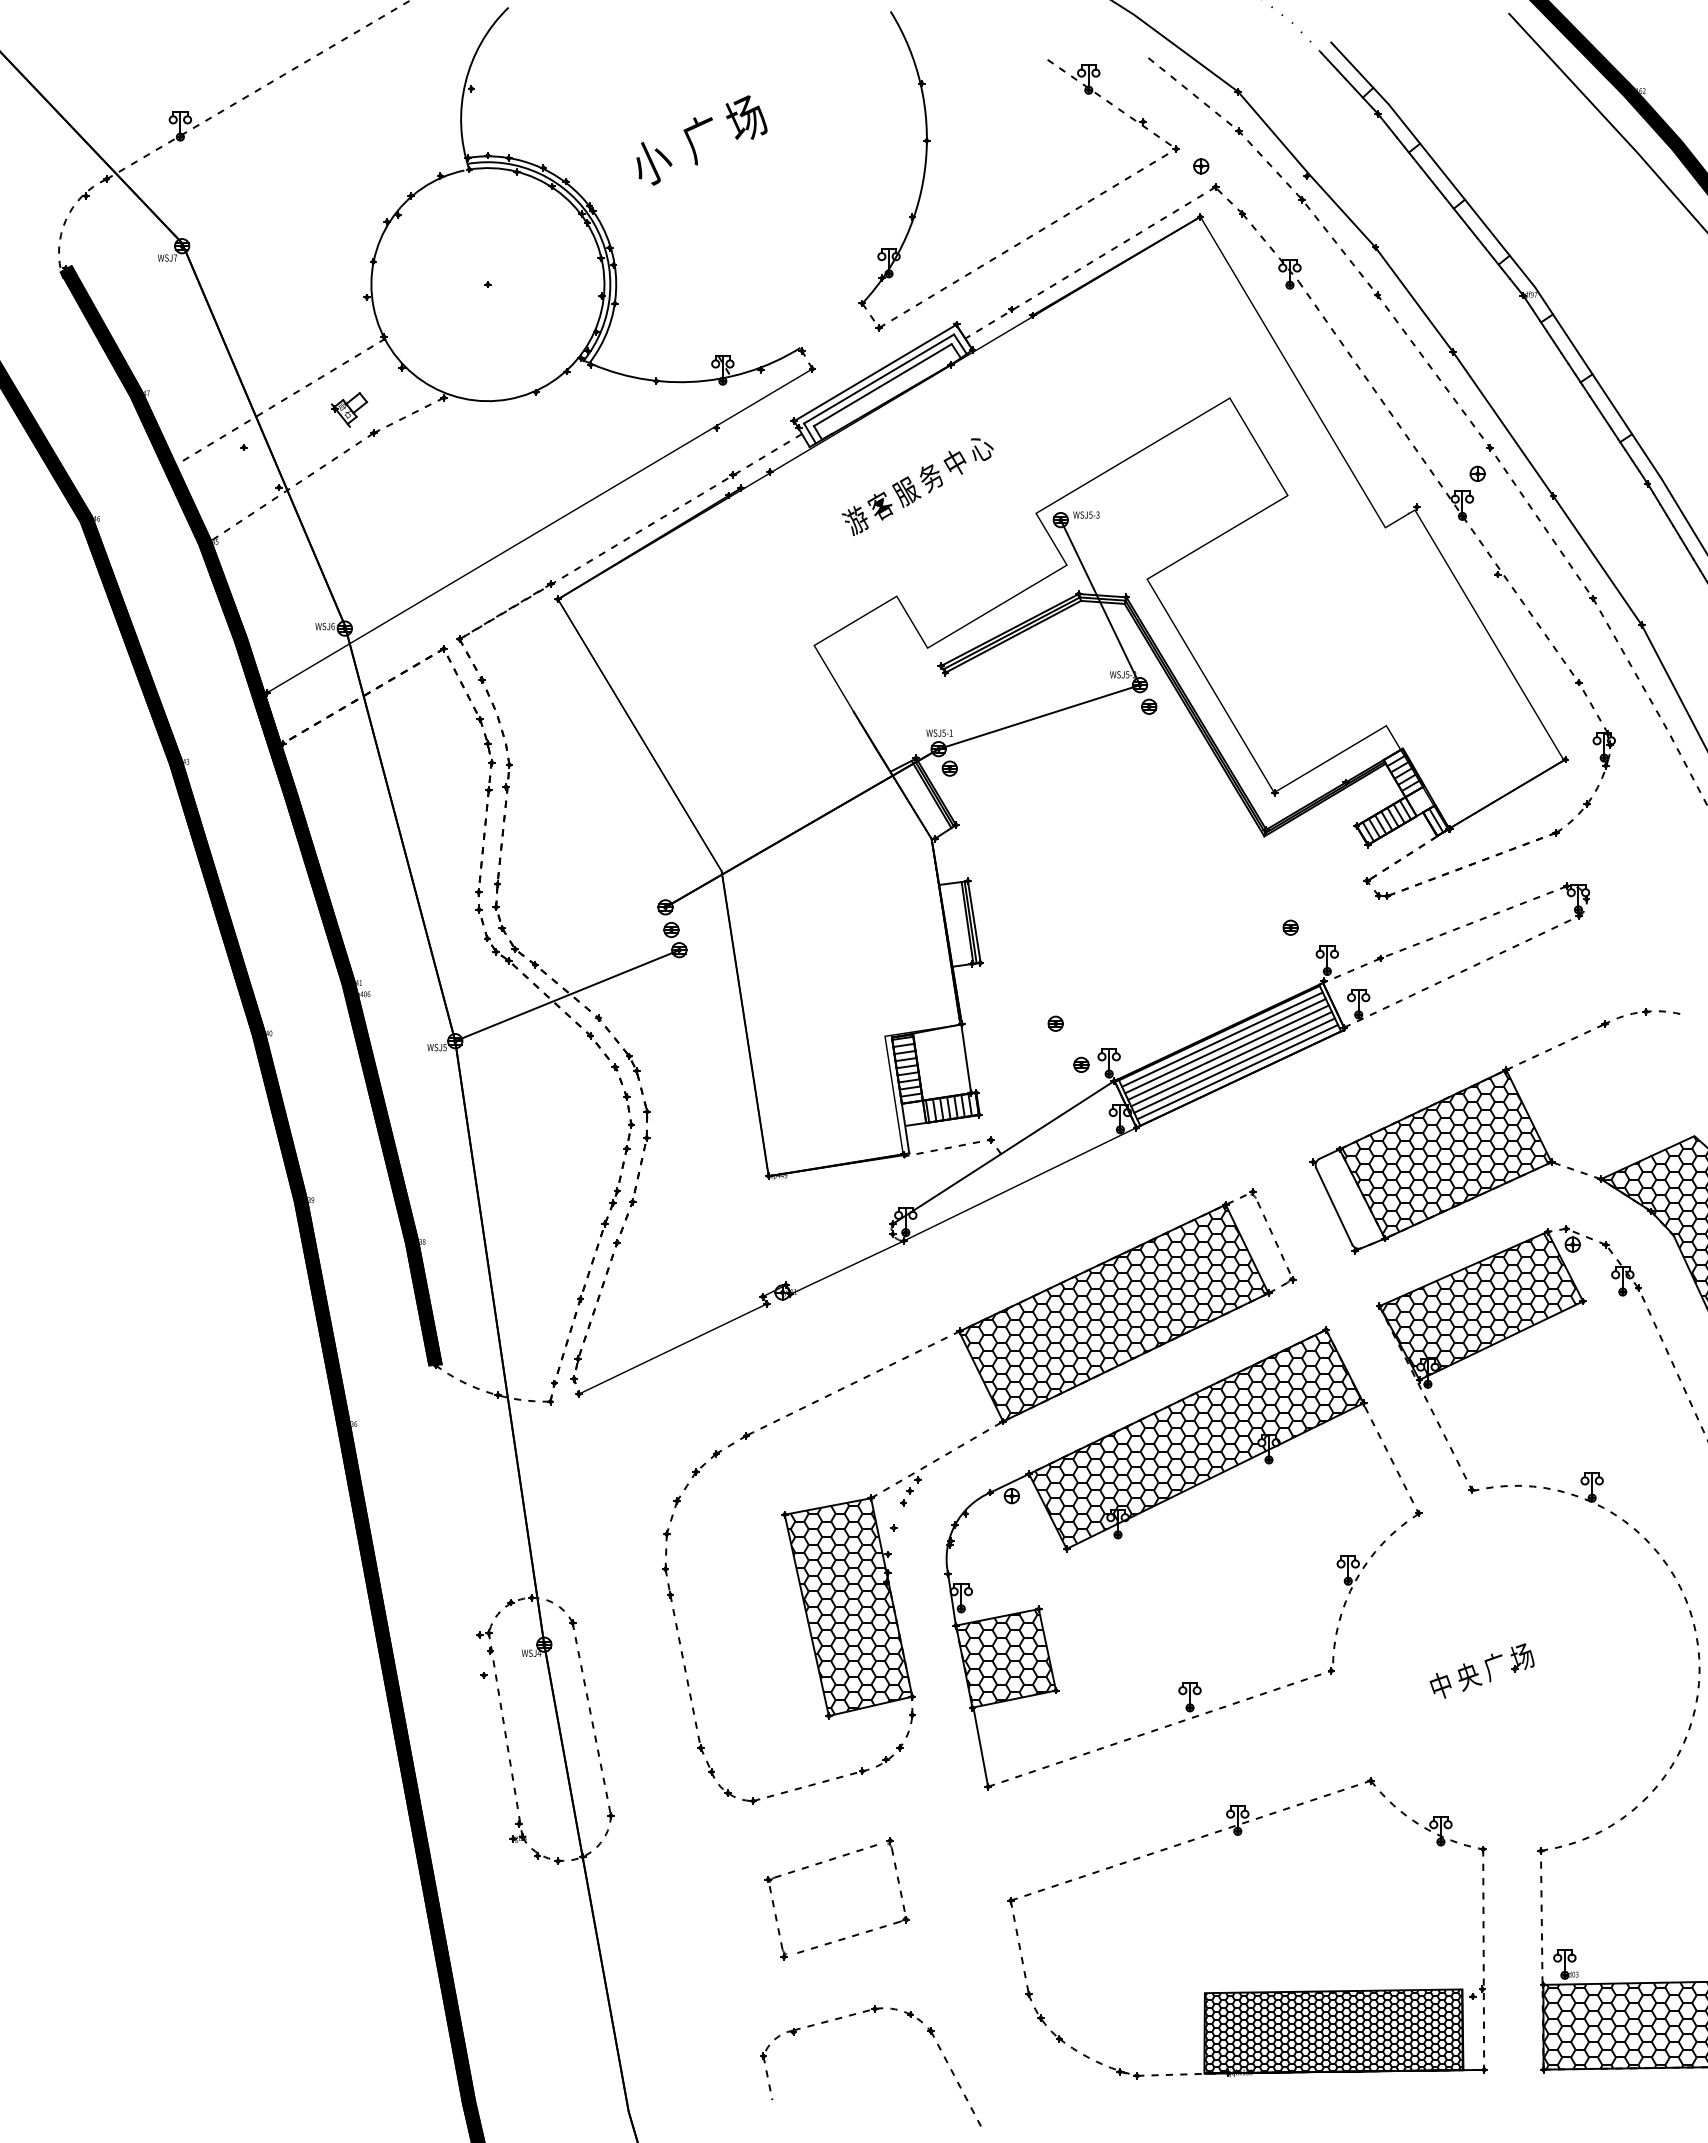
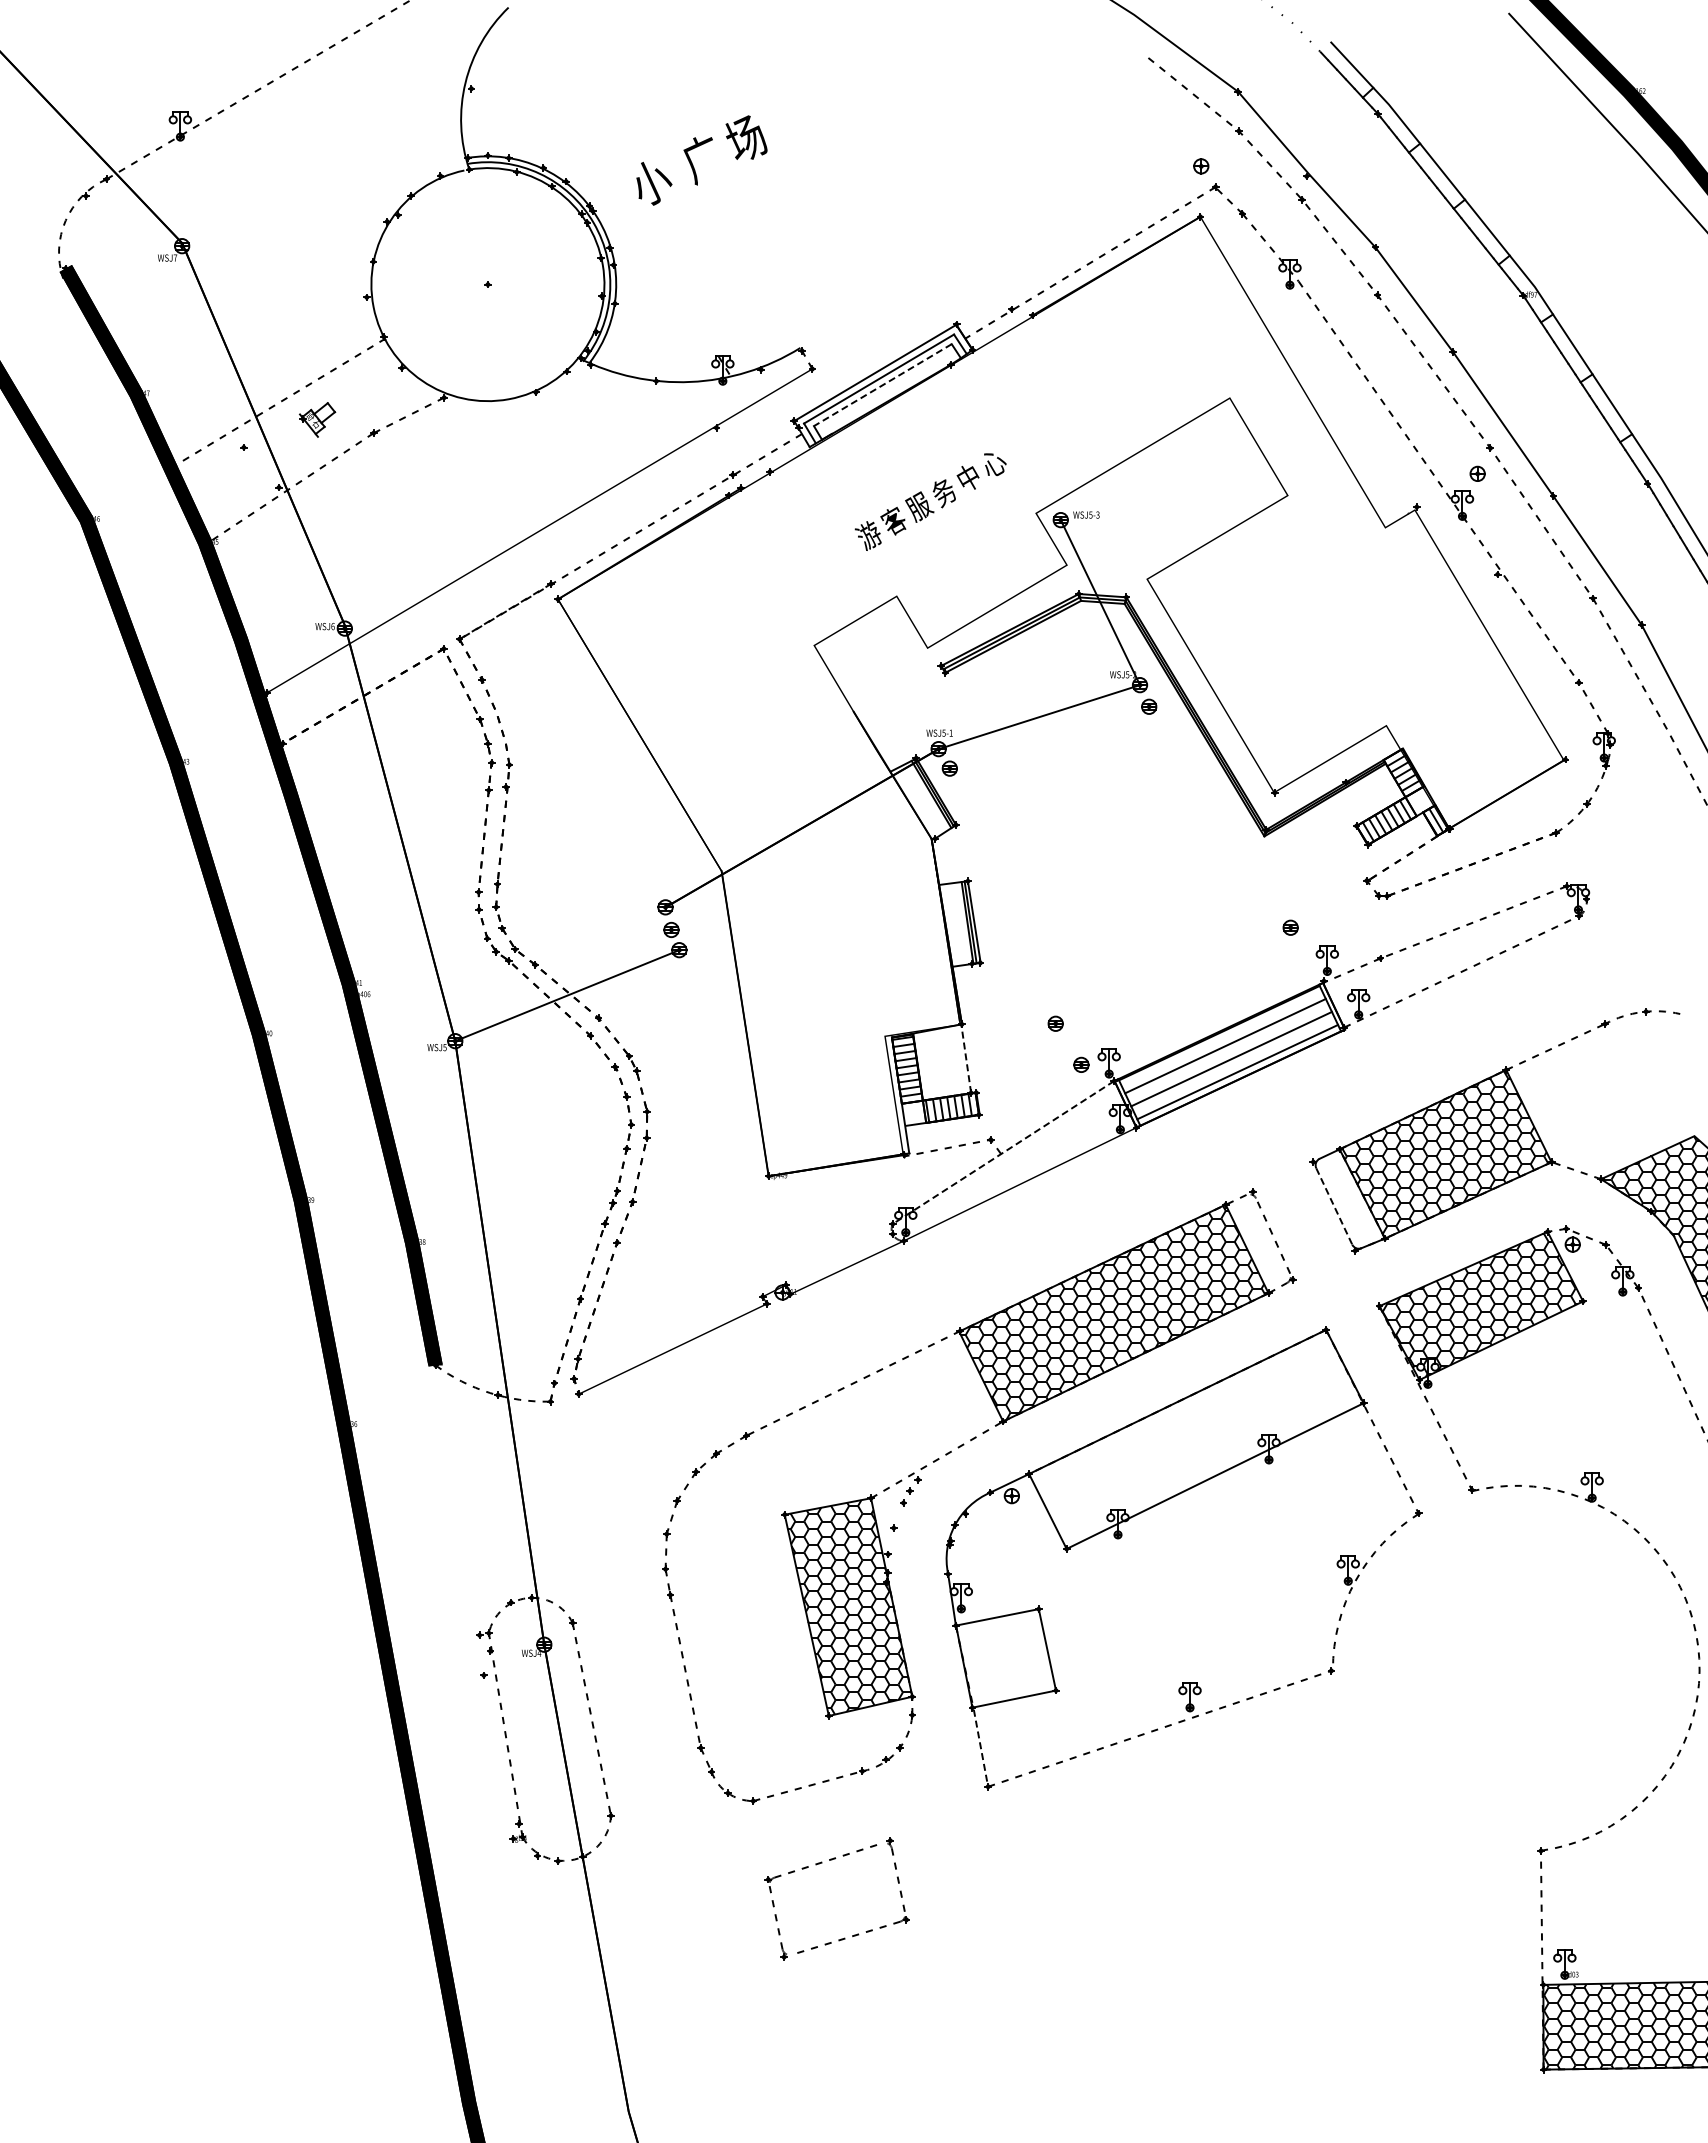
text position: (701, 140) -> (701, 160) (701, 160)
part: present -> none (1053, 221)
line: solid -> dashed (882, 385)
part position: (349, 409) -> (317, 419) (317, 419)
text position: (917, 486) -> (930, 501) (930, 501)
line: present -> none (1222, 1039)
line: present -> none (1228, 1052)
line: solid -> dashed (966, 1058)
line: present -> none (1234, 1065)
line: solid -> dashed (1003, 1152)
line: solid -> dashed (1334, 1206)
hatch: present -> none (1196, 1439)
hatch: present -> none (1005, 1657)
part: present -> none (1481, 1670)
line: solid -> dashed (981, 1748)
part: present -> none (1247, 1991)
part: present -> none (854, 2015)
